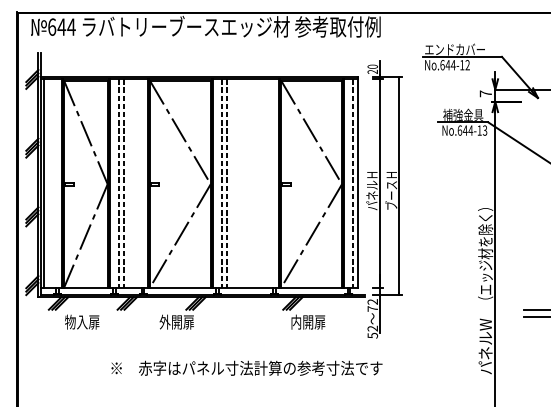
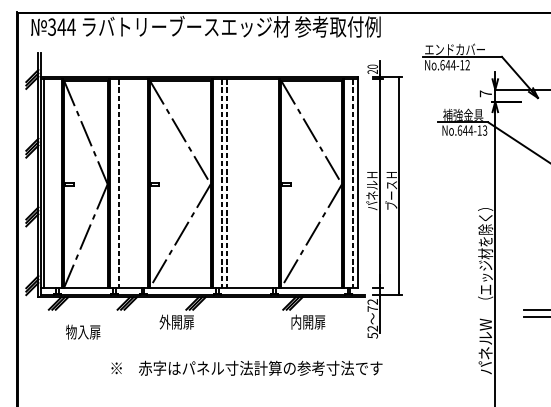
text: 644 -> 344 (52, 26)
line: present -> none (123, 183)
text position: (82, 321) -> (83, 331) (83, 331)
